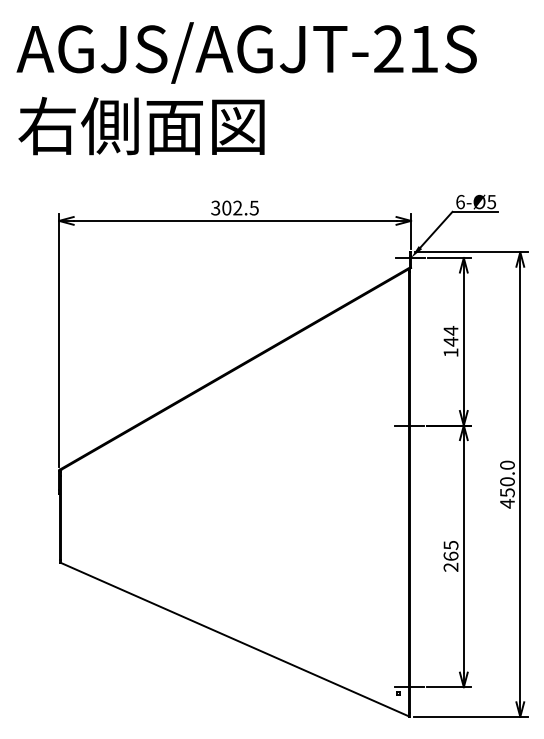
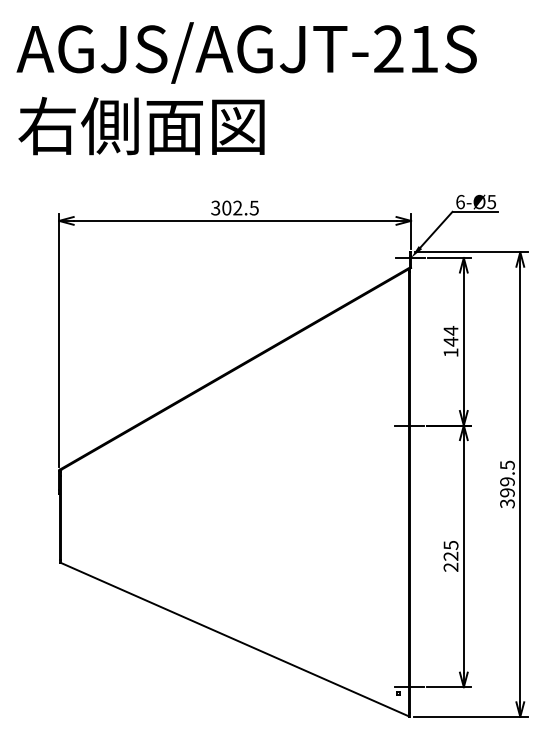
text: 450.0 -> 399.5 (507, 484)
text: 265 -> 225 (450, 555)
